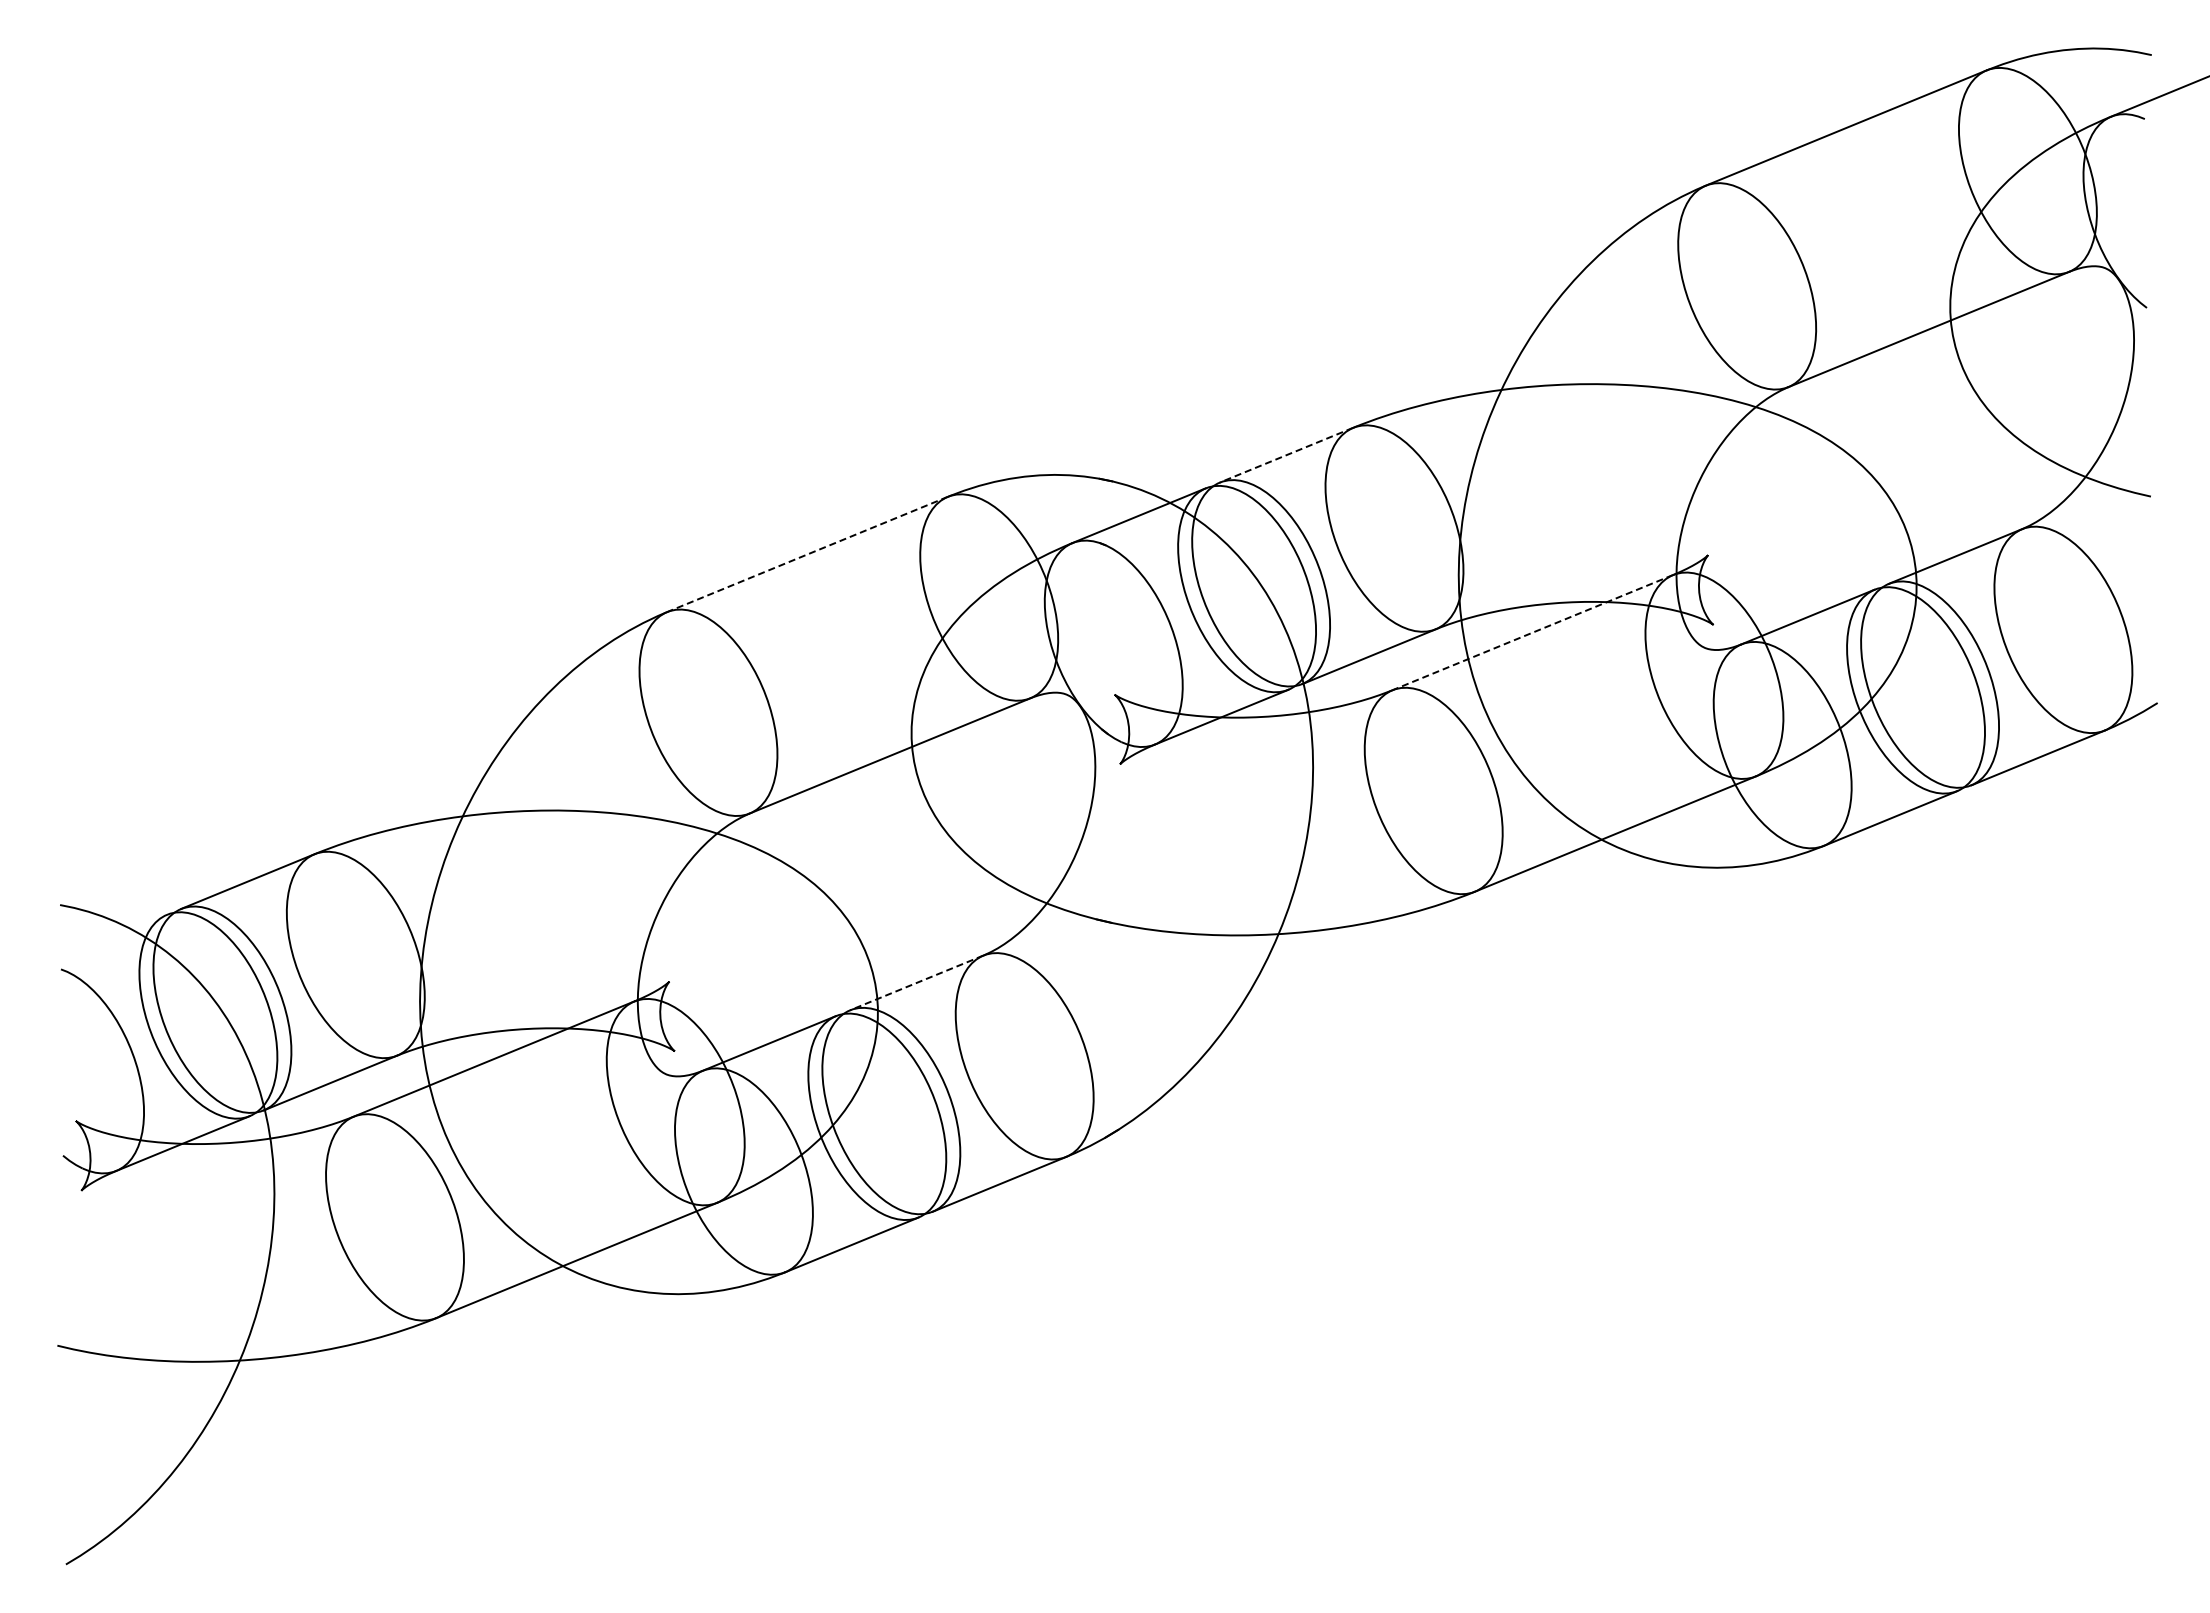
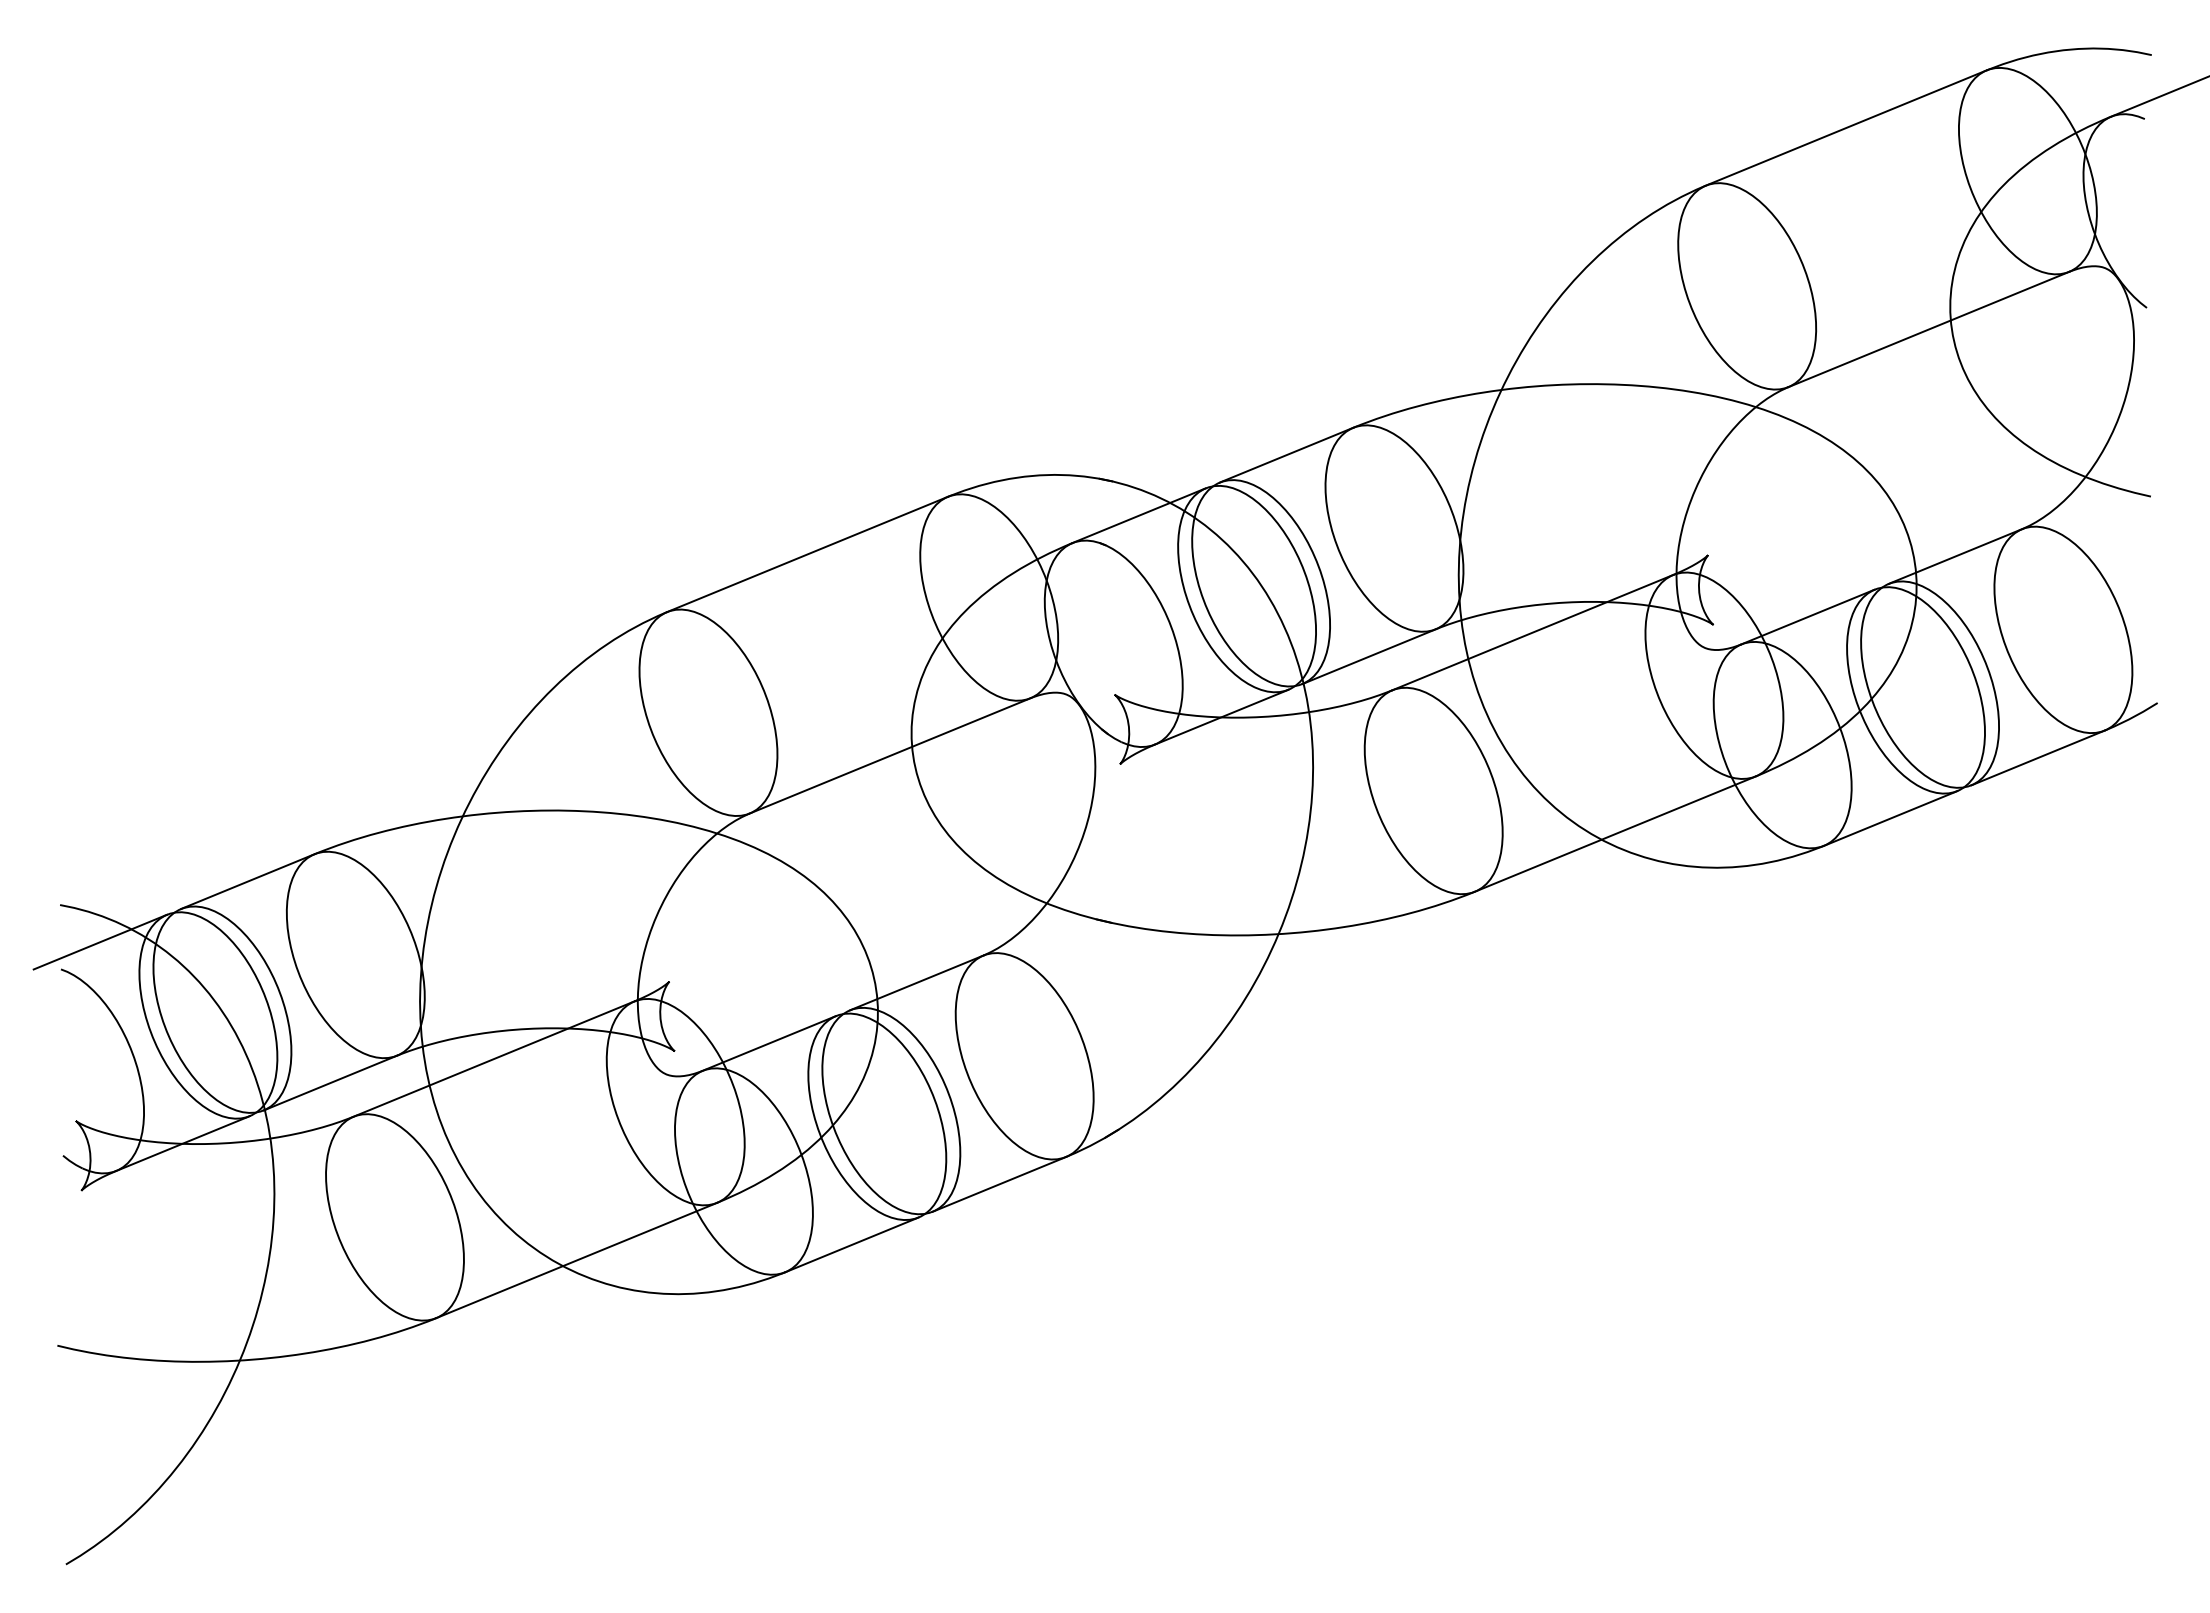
line: dashed -> solid (1286, 455)
line: dashed -> solid (807, 554)
line: dashed -> solid (1532, 632)
line: none -> present (100, 941)
line: dashed -> solid (916, 983)
